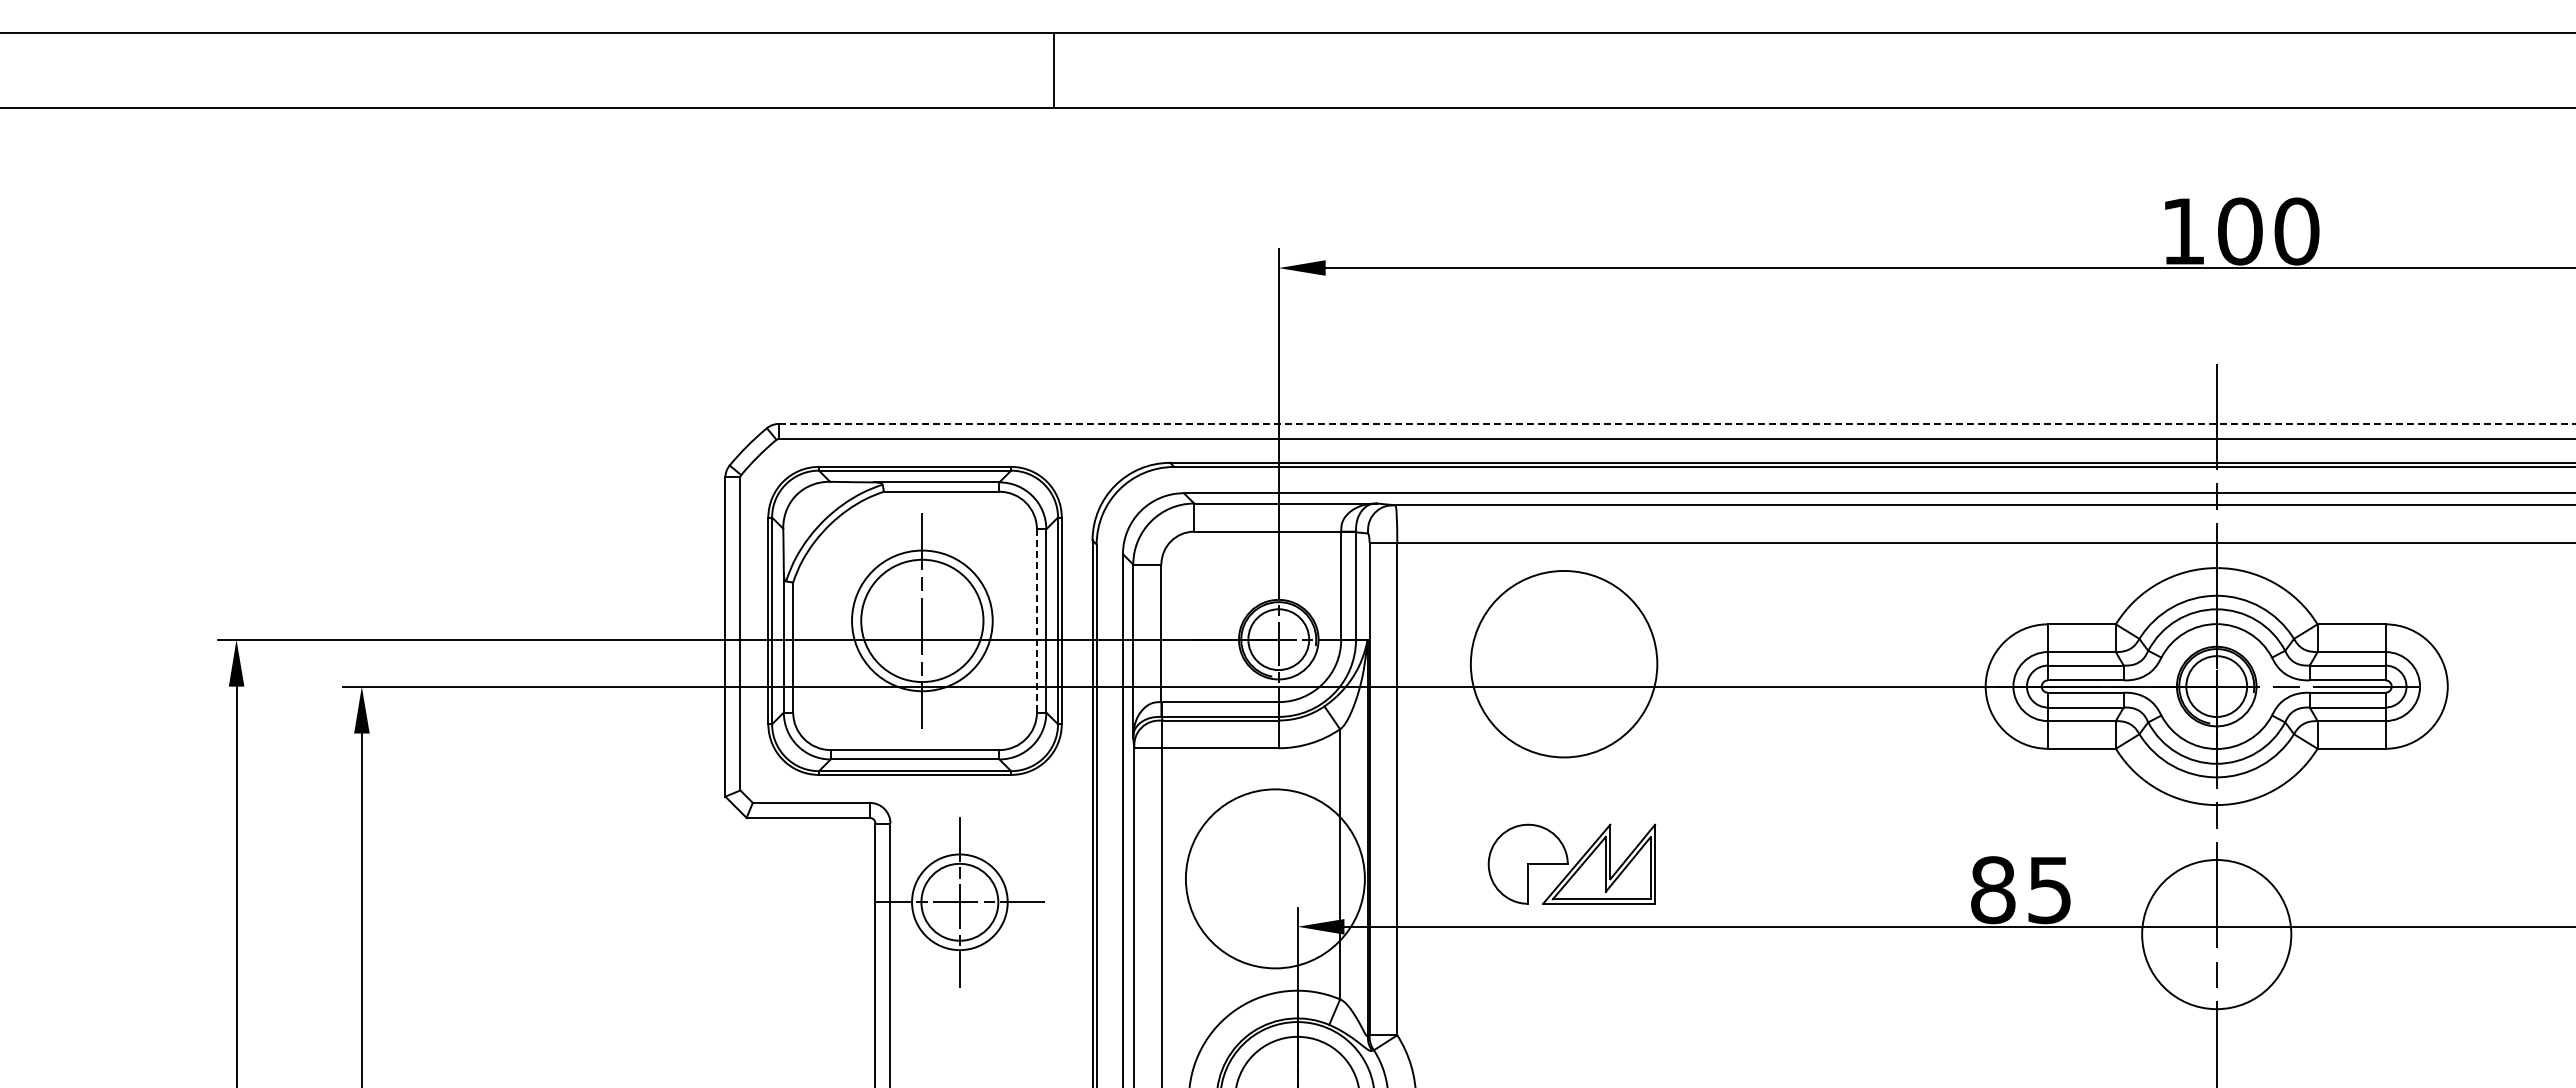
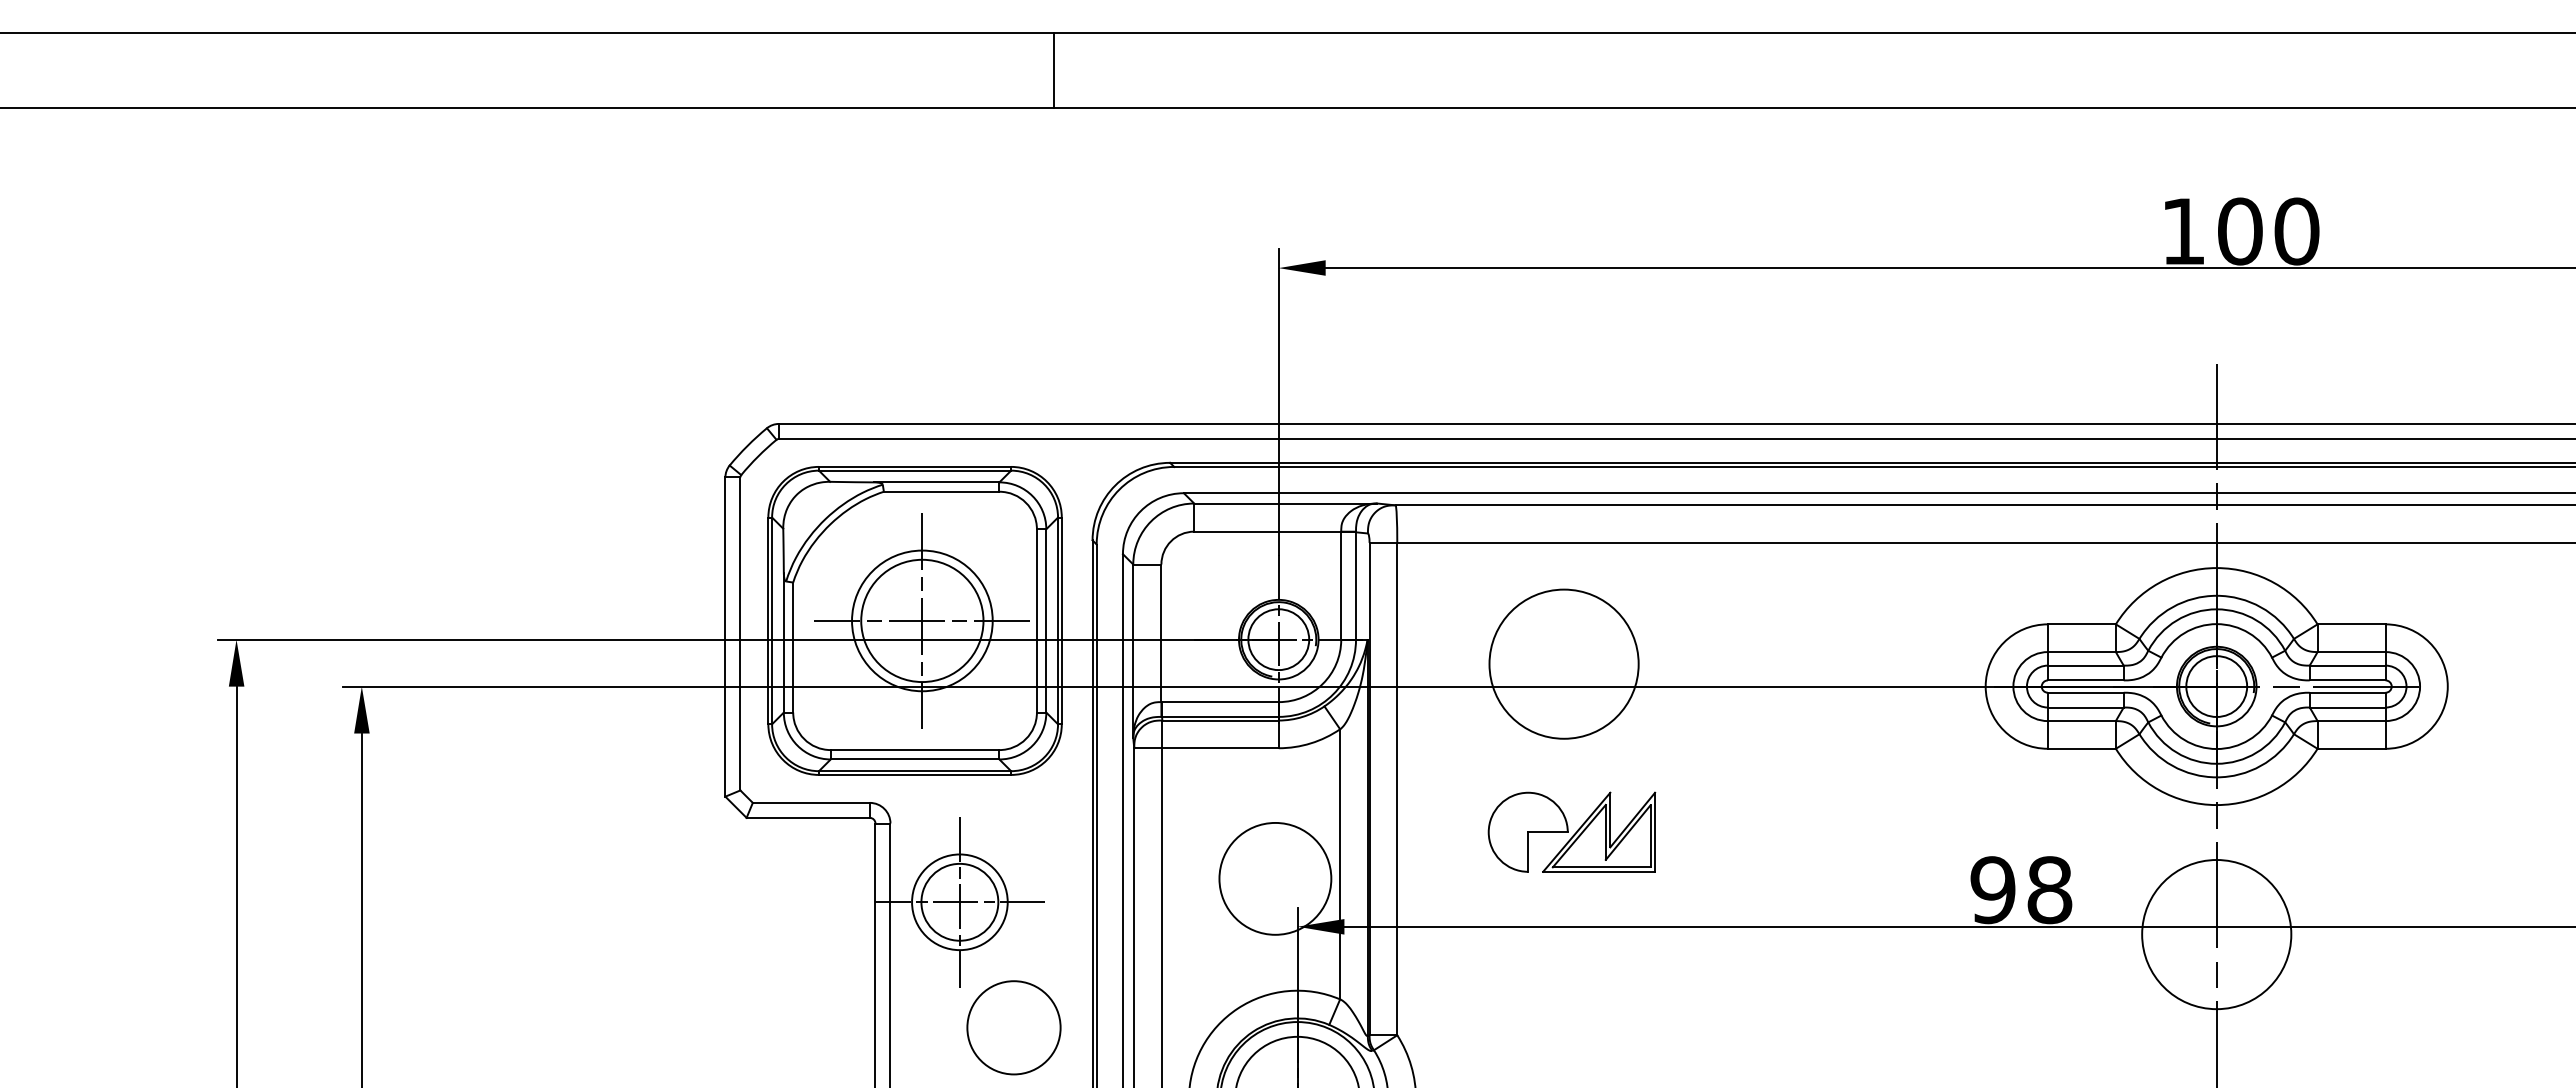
line: dashed -> solid (1677, 423)
line: none -> present (922, 620)
line: dashed -> solid (1036, 620)
circle diameter: 186 px -> 149 px (1563, 663)
part position: (1571, 863) -> (1571, 831) (1571, 831)
circle diameter: 179 px -> 112 px (1275, 878)
text: 85 -> 98 (2021, 890)
circle: none -> present (1013, 1027)
